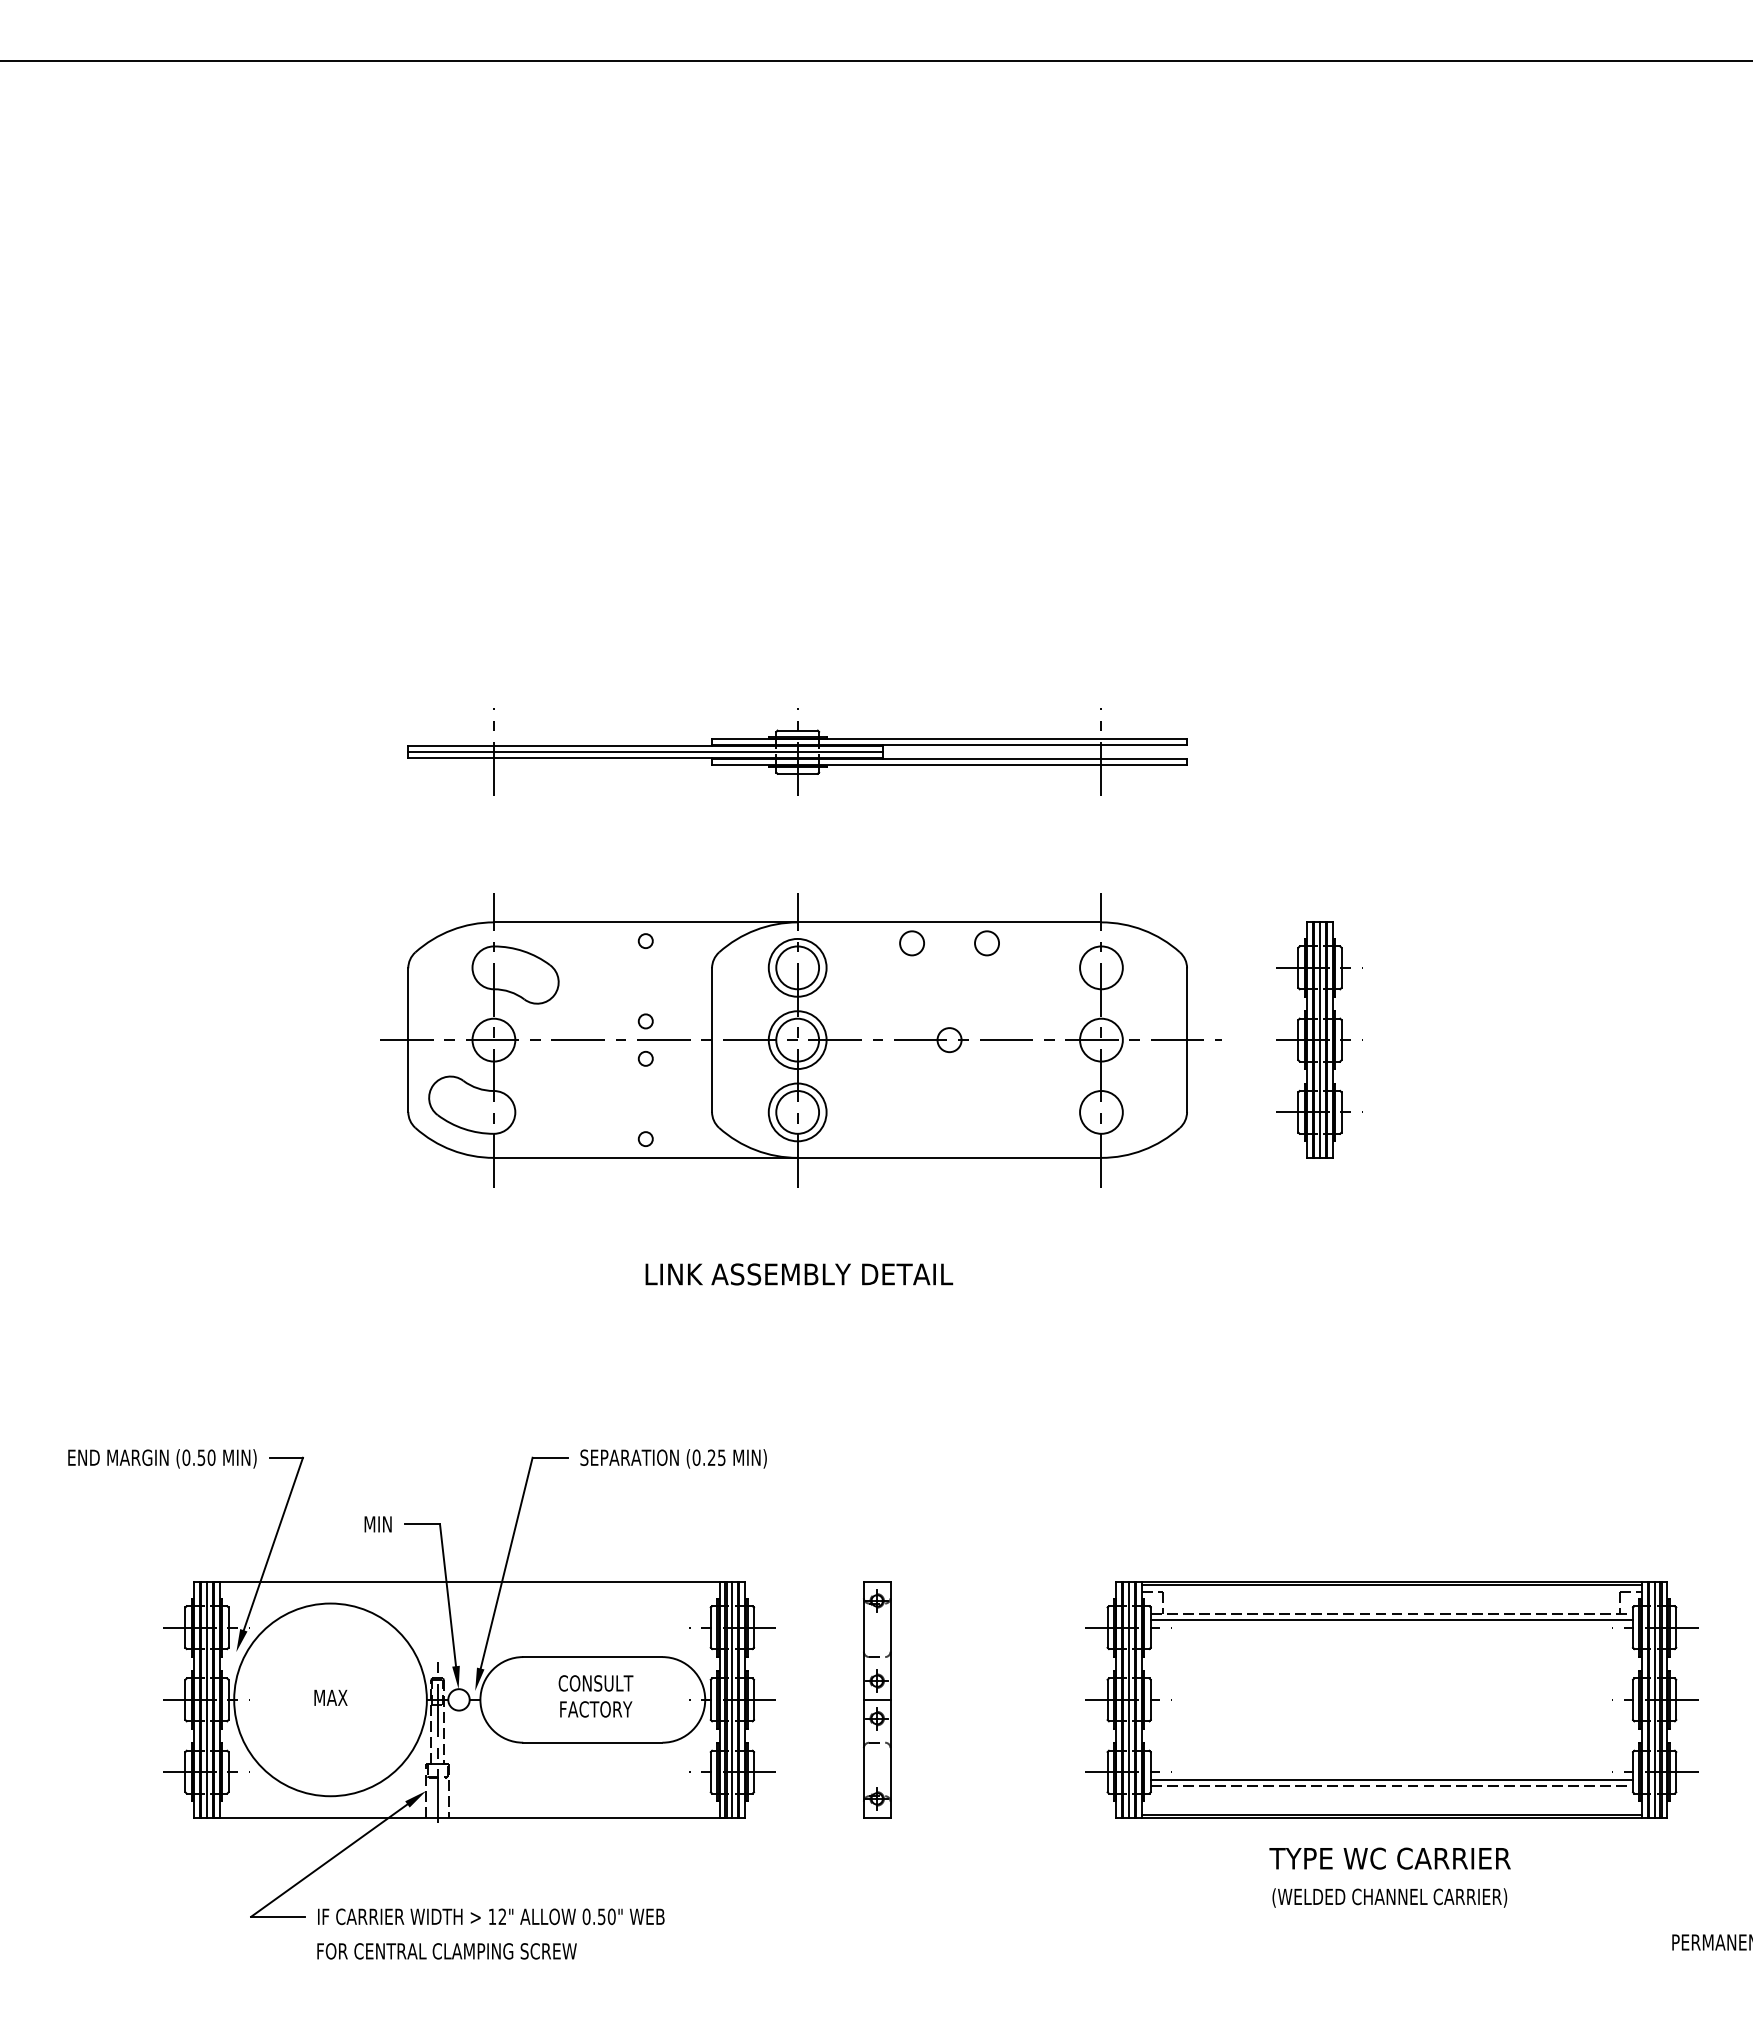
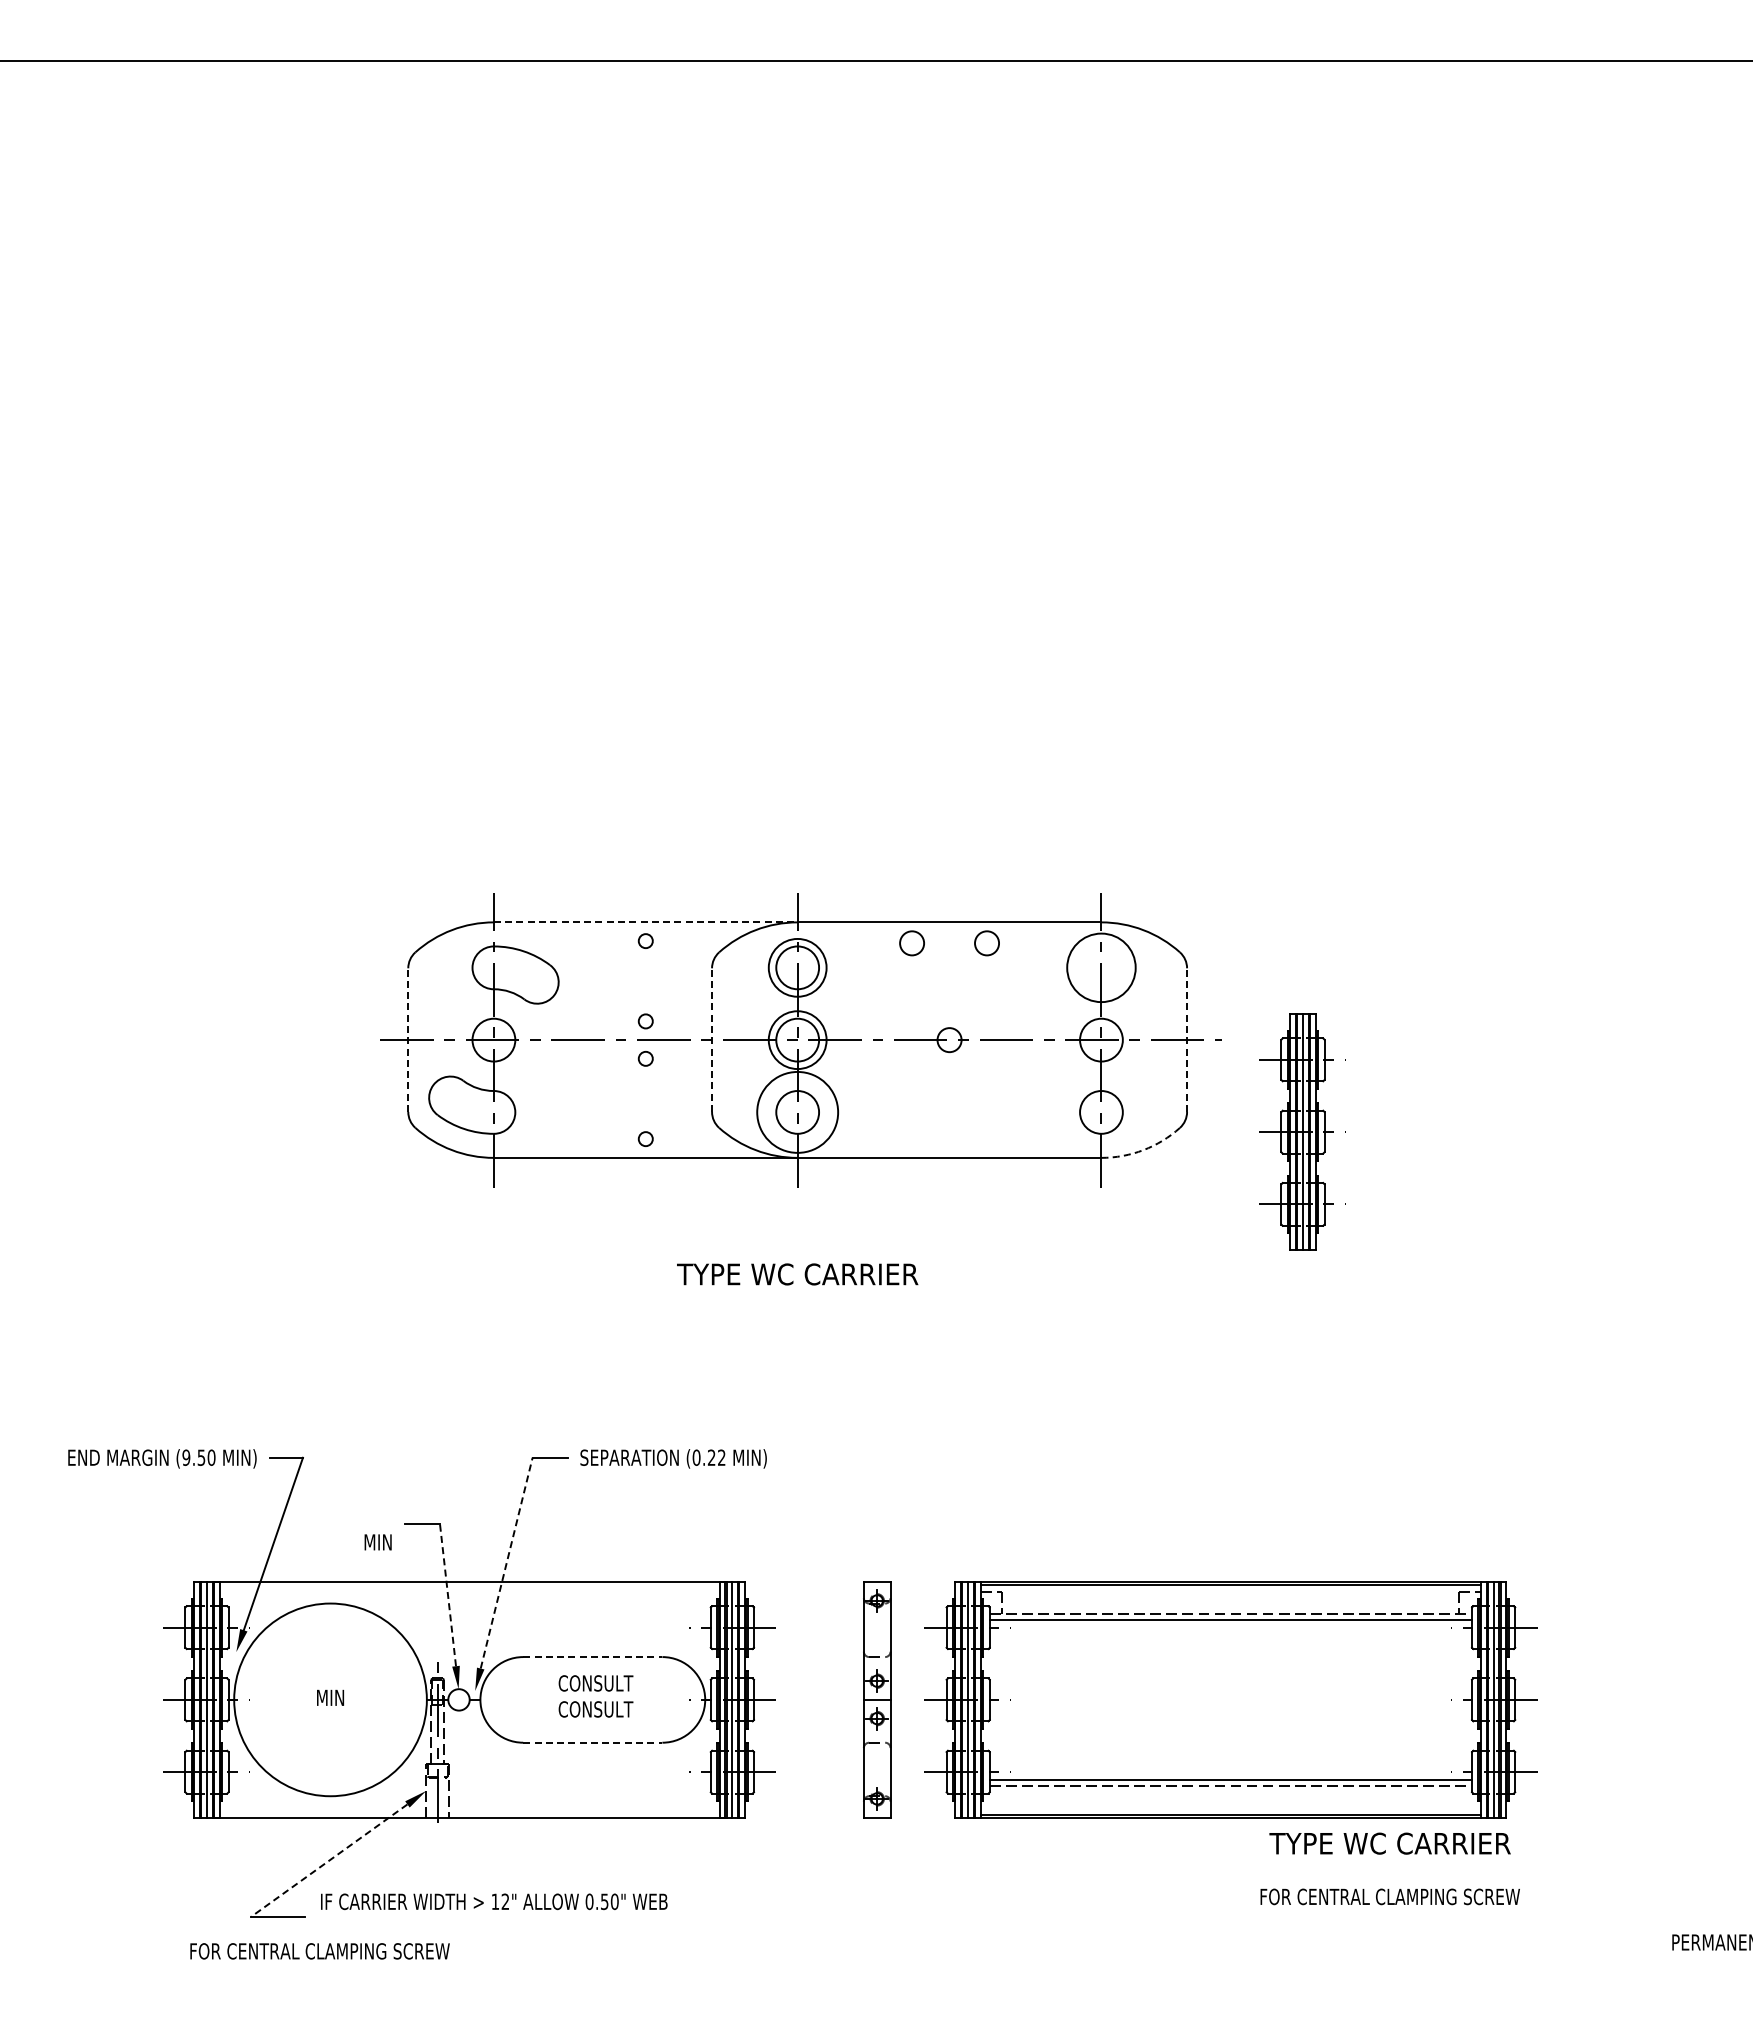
part: present -> none (797, 751)
line: solid -> dashed (645, 922)
circle diameter: 43 px -> 69 px (1101, 967)
part position: (1319, 1039) -> (1302, 1131) (1302, 1131)
line: solid -> dashed (408, 1040)
line: solid -> dashed (712, 1040)
line: solid -> dashed (1187, 1040)
circle diameter: 58 px -> 81 px (797, 1111)
arc: solid -> dashed (1143, 1150)
text: LINK ASSEMBLY DETAIL -> TYPE WC CARRIER (799, 1274)
text: (0.50 -> (9.50 (186, 1457)
text: (0.25 -> (0.22 (721, 1457)
text position: (377, 1524) -> (377, 1542) (377, 1542)
line: solid -> dashed (506, 1563)
line: solid -> dashed (447, 1594)
line: solid -> dashed (592, 1657)
text: MAX -> MIN (330, 1697)
part position: (1391, 1699) -> (1230, 1699) (1230, 1699)
text: FACTORY -> CONSULT (595, 1709)
line: solid -> dashed (592, 1742)
text position: (1389, 1858) -> (1389, 1843) (1389, 1843)
line: solid -> dashed (328, 1860)
text: (WELDED CHANNEL CARRIER) -> FOR CENTRAL CLAMPING SCREW (1389, 1897)
text position: (491, 1916) -> (494, 1901) (494, 1901)
text position: (446, 1951) -> (319, 1951) (319, 1951)
